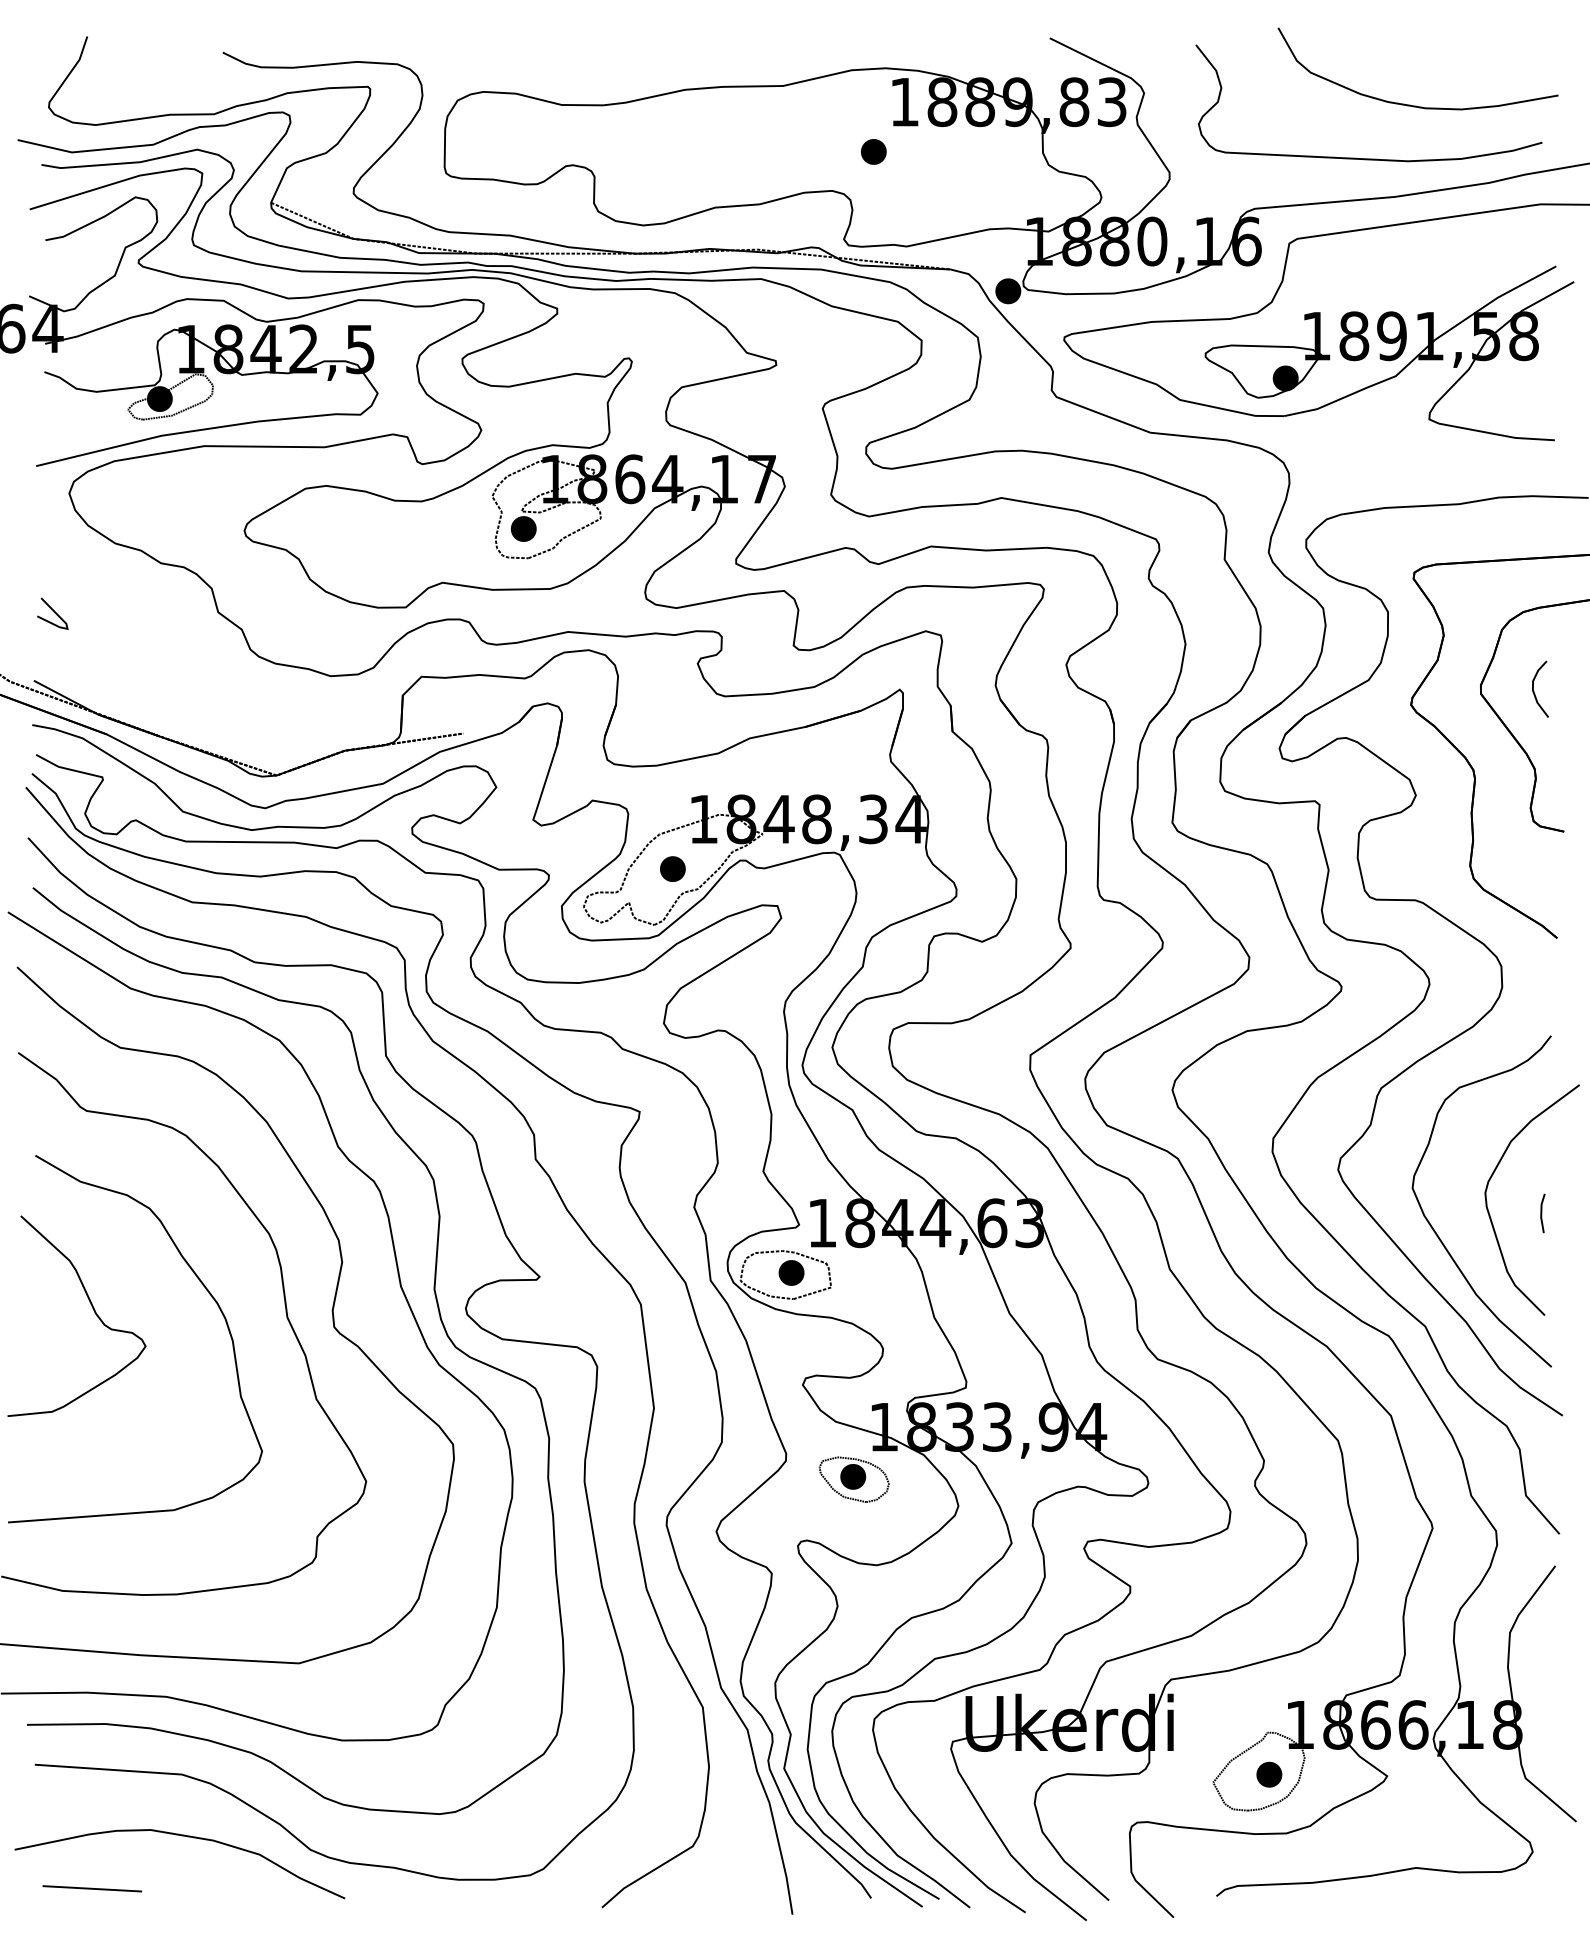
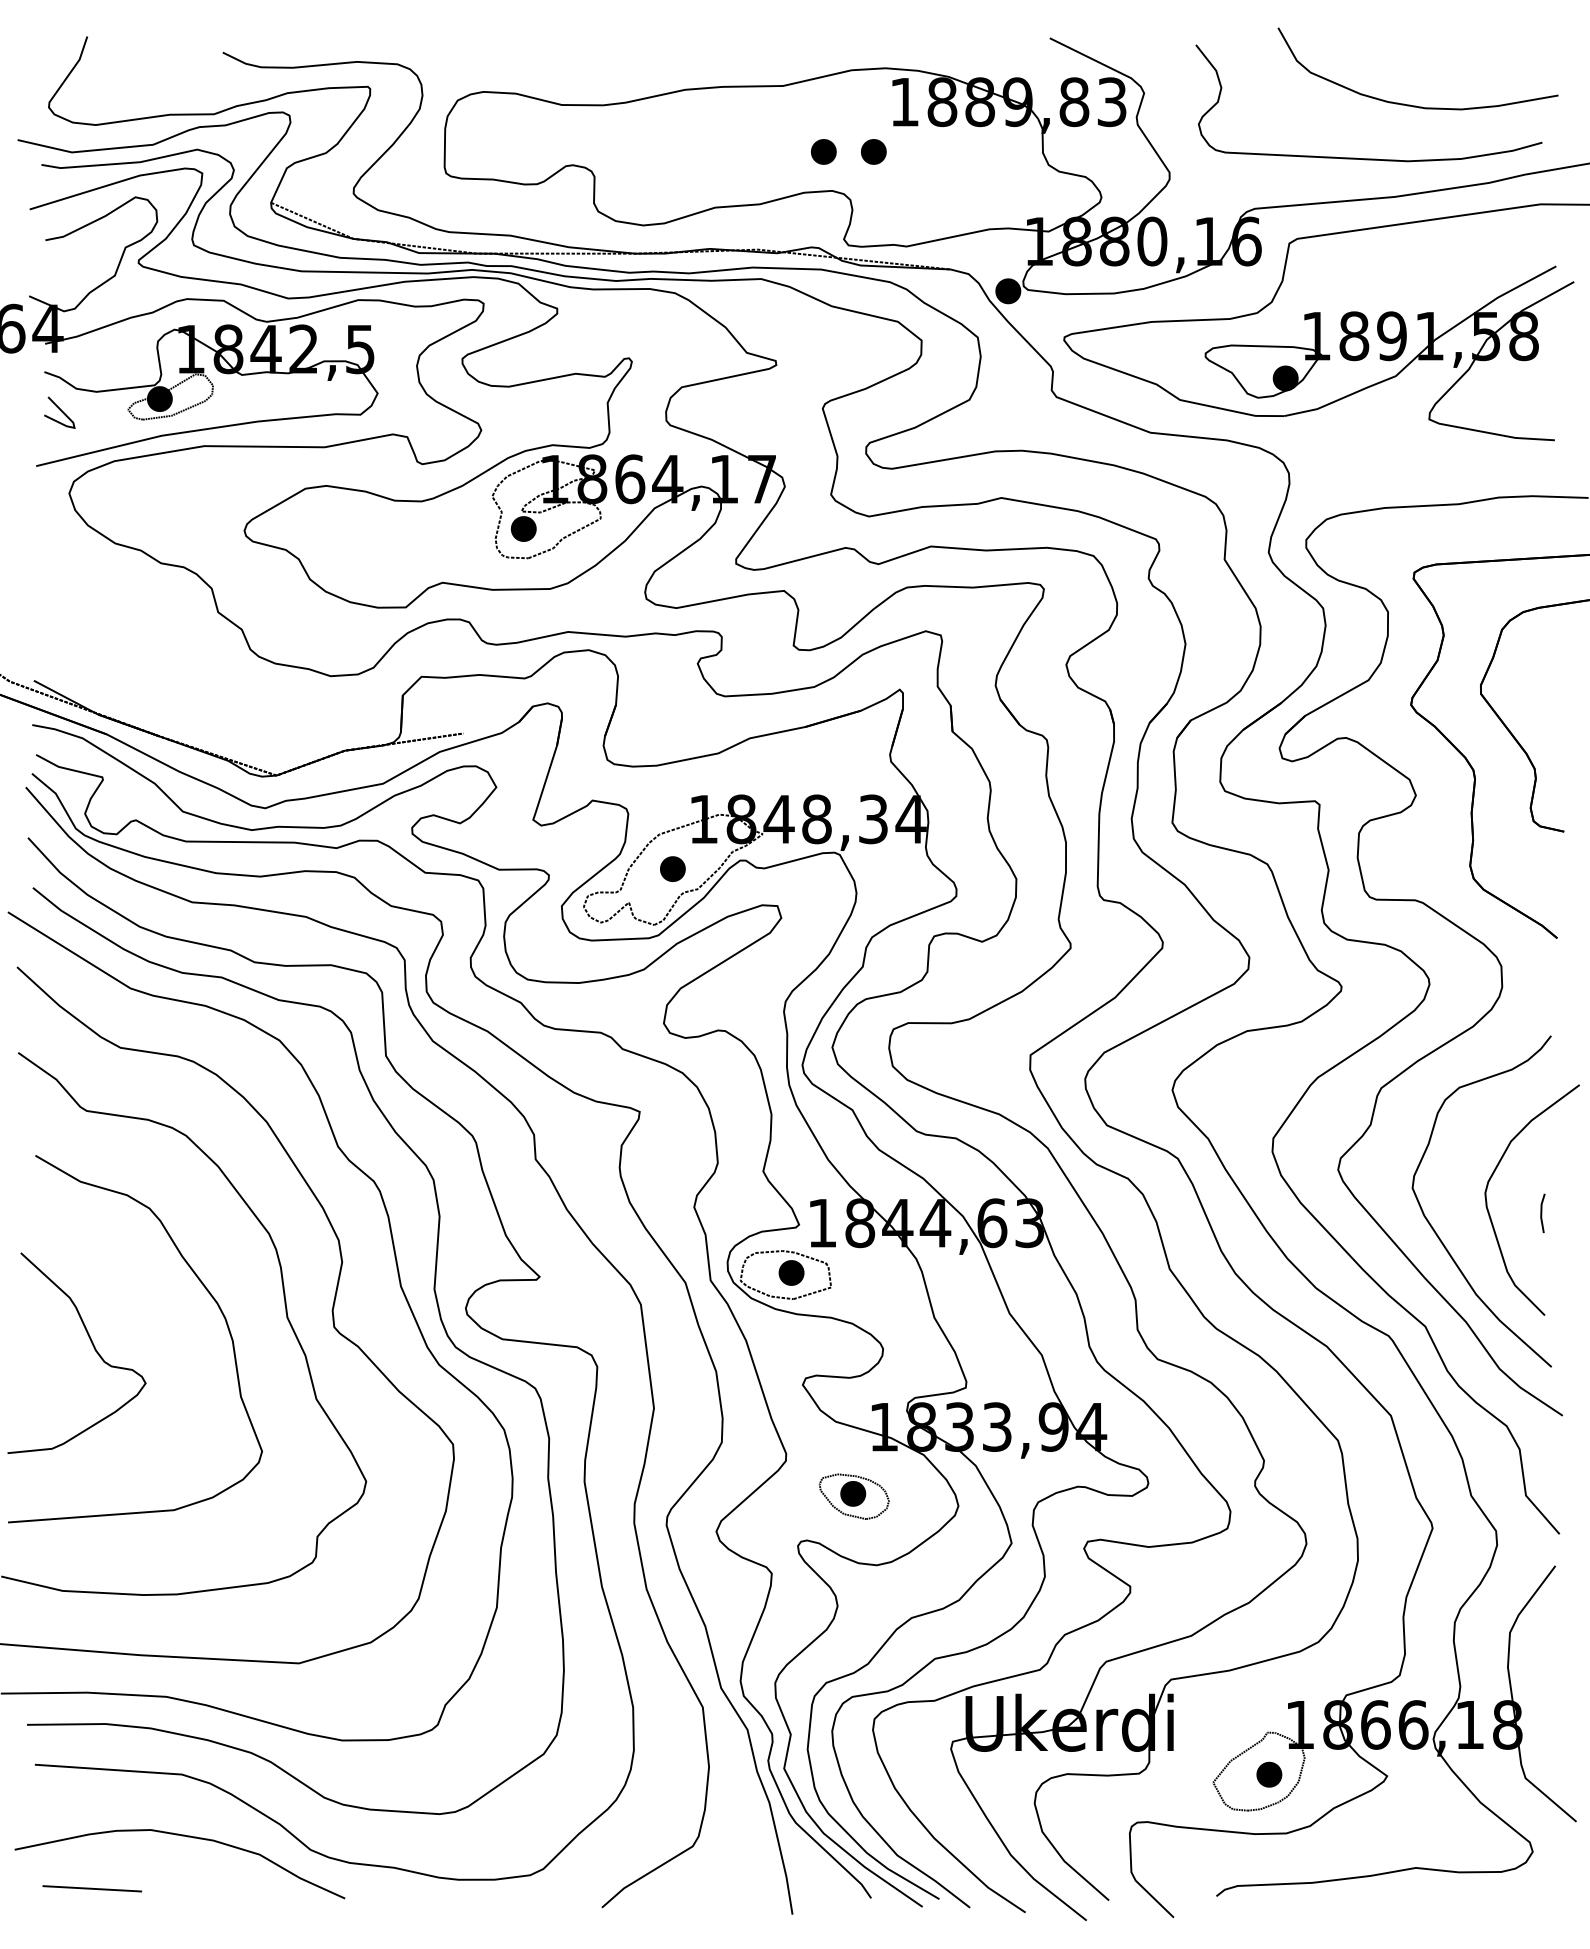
part: none -> present (823, 151)
line position: (53, 612) -> (60, 411) (60, 411)
curve: present -> none (1534, 691)
part position: (92, 1308) -> (92, 1345) (92, 1345)
part position: (853, 1479) -> (853, 1496) (853, 1496)
